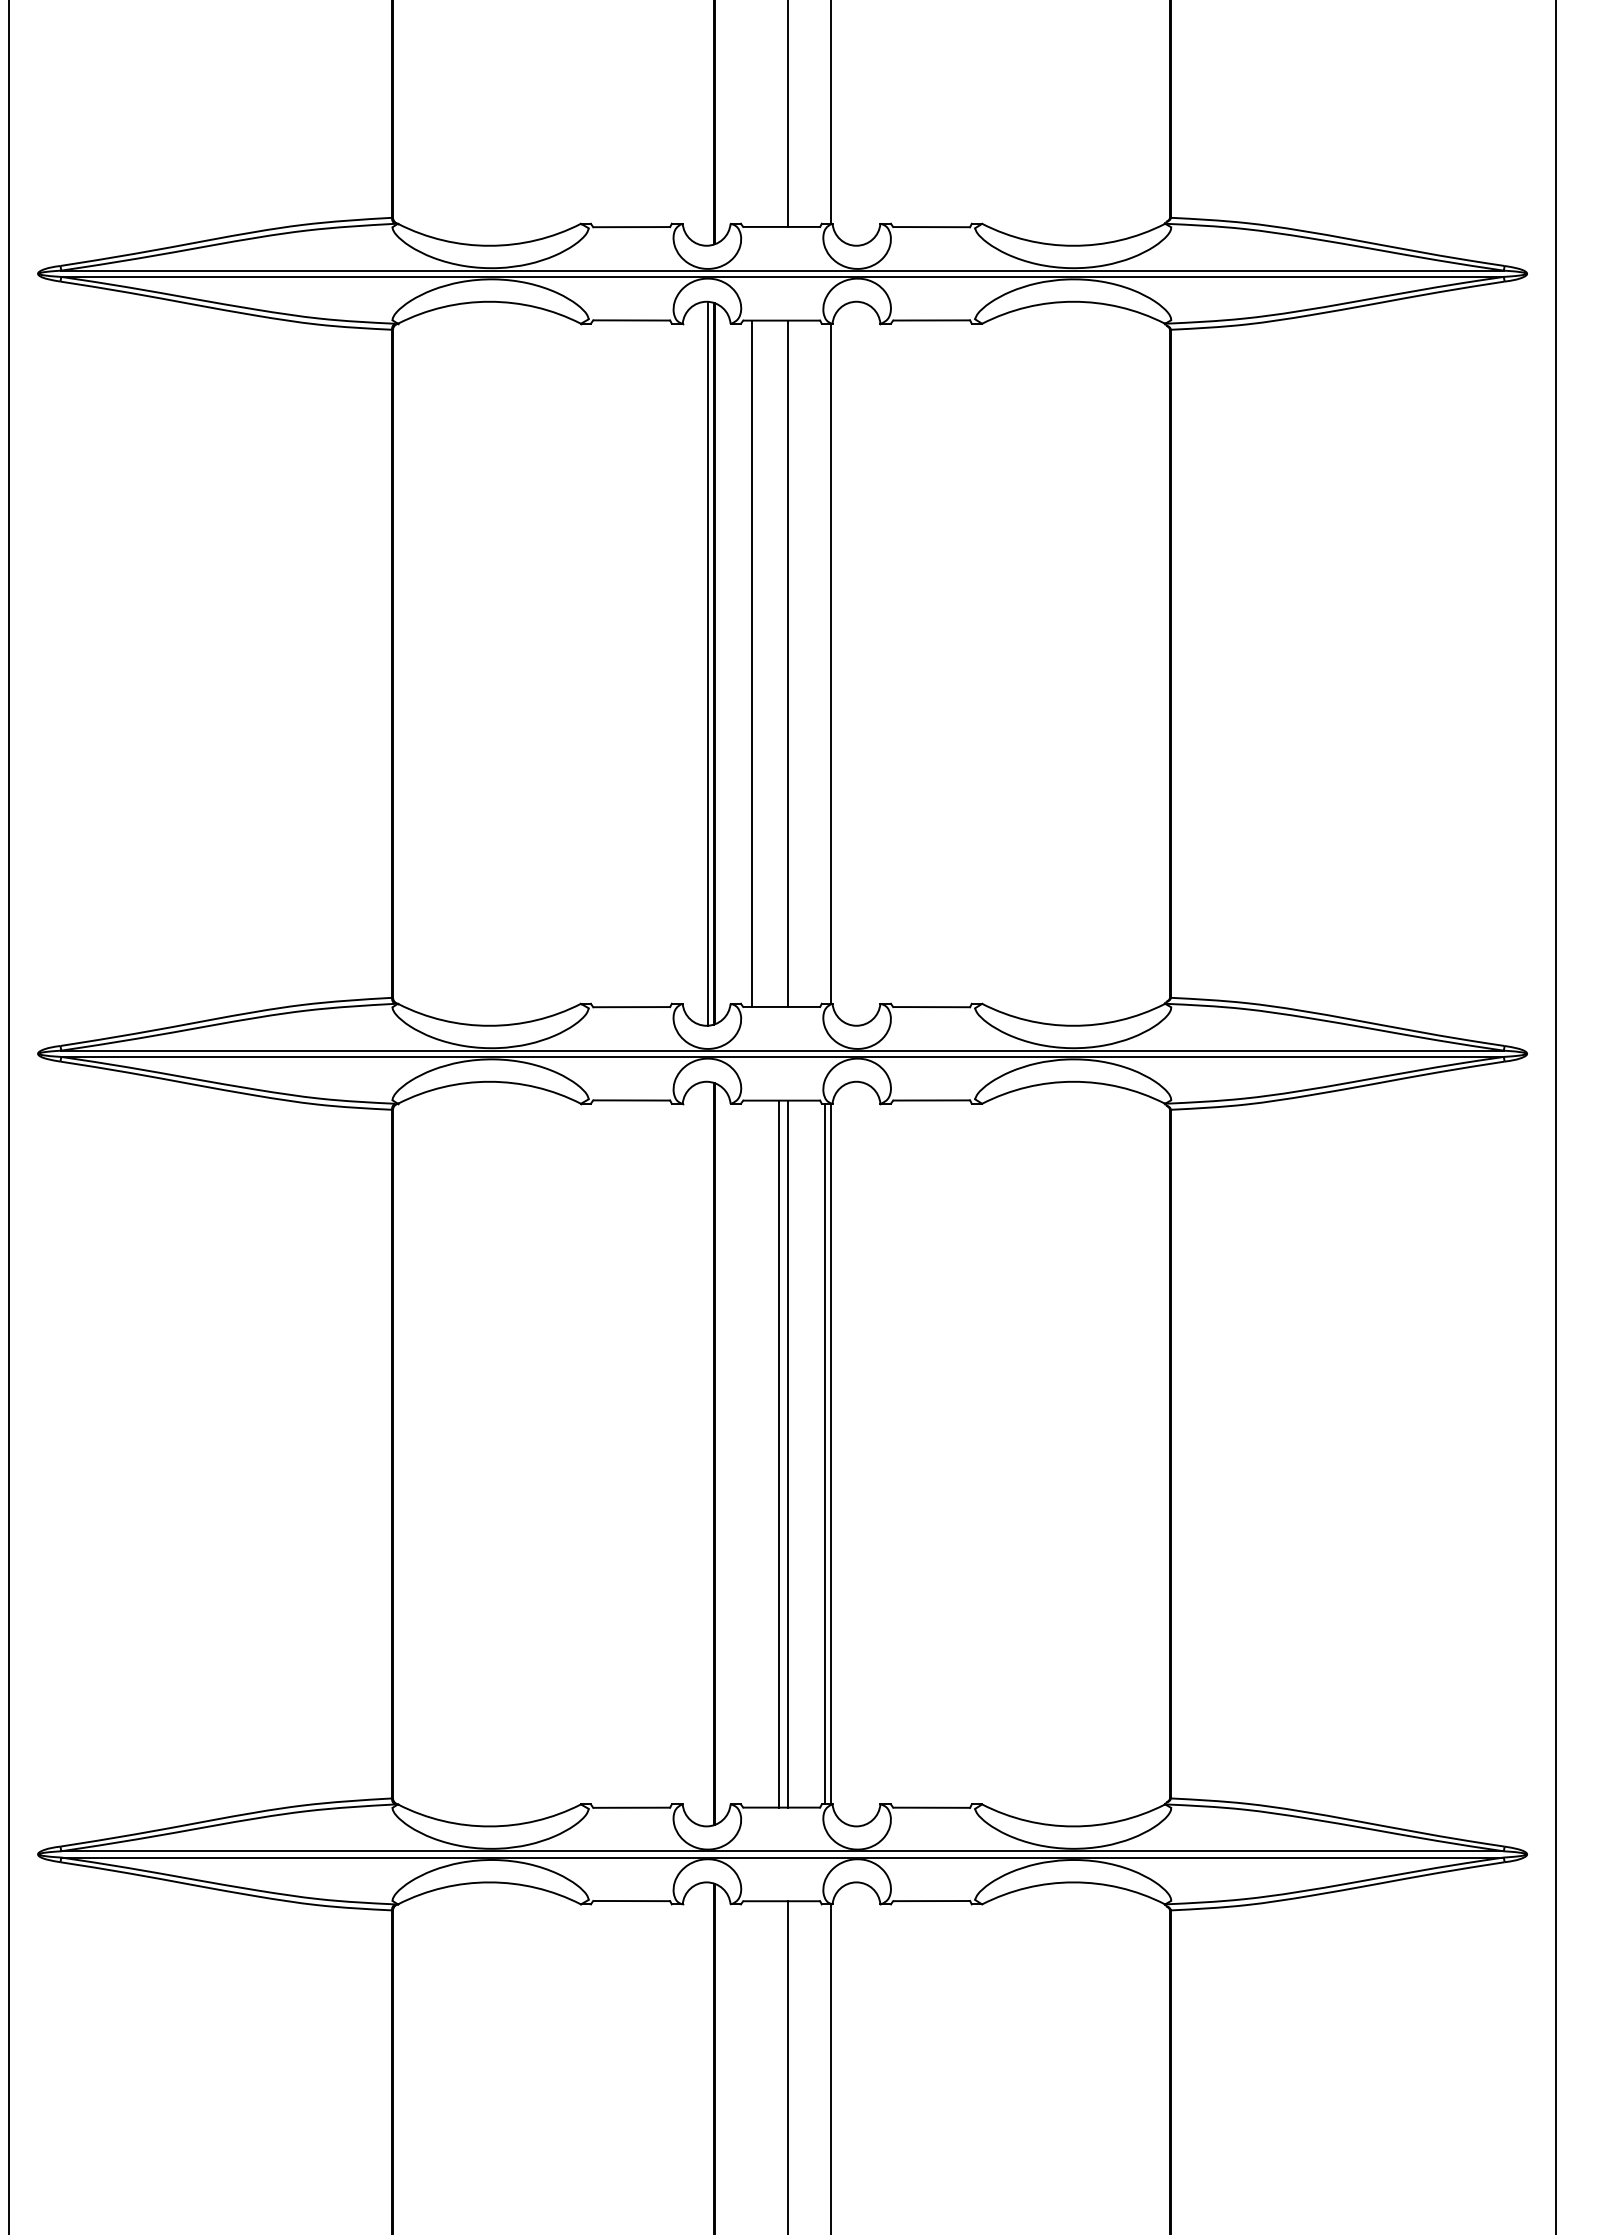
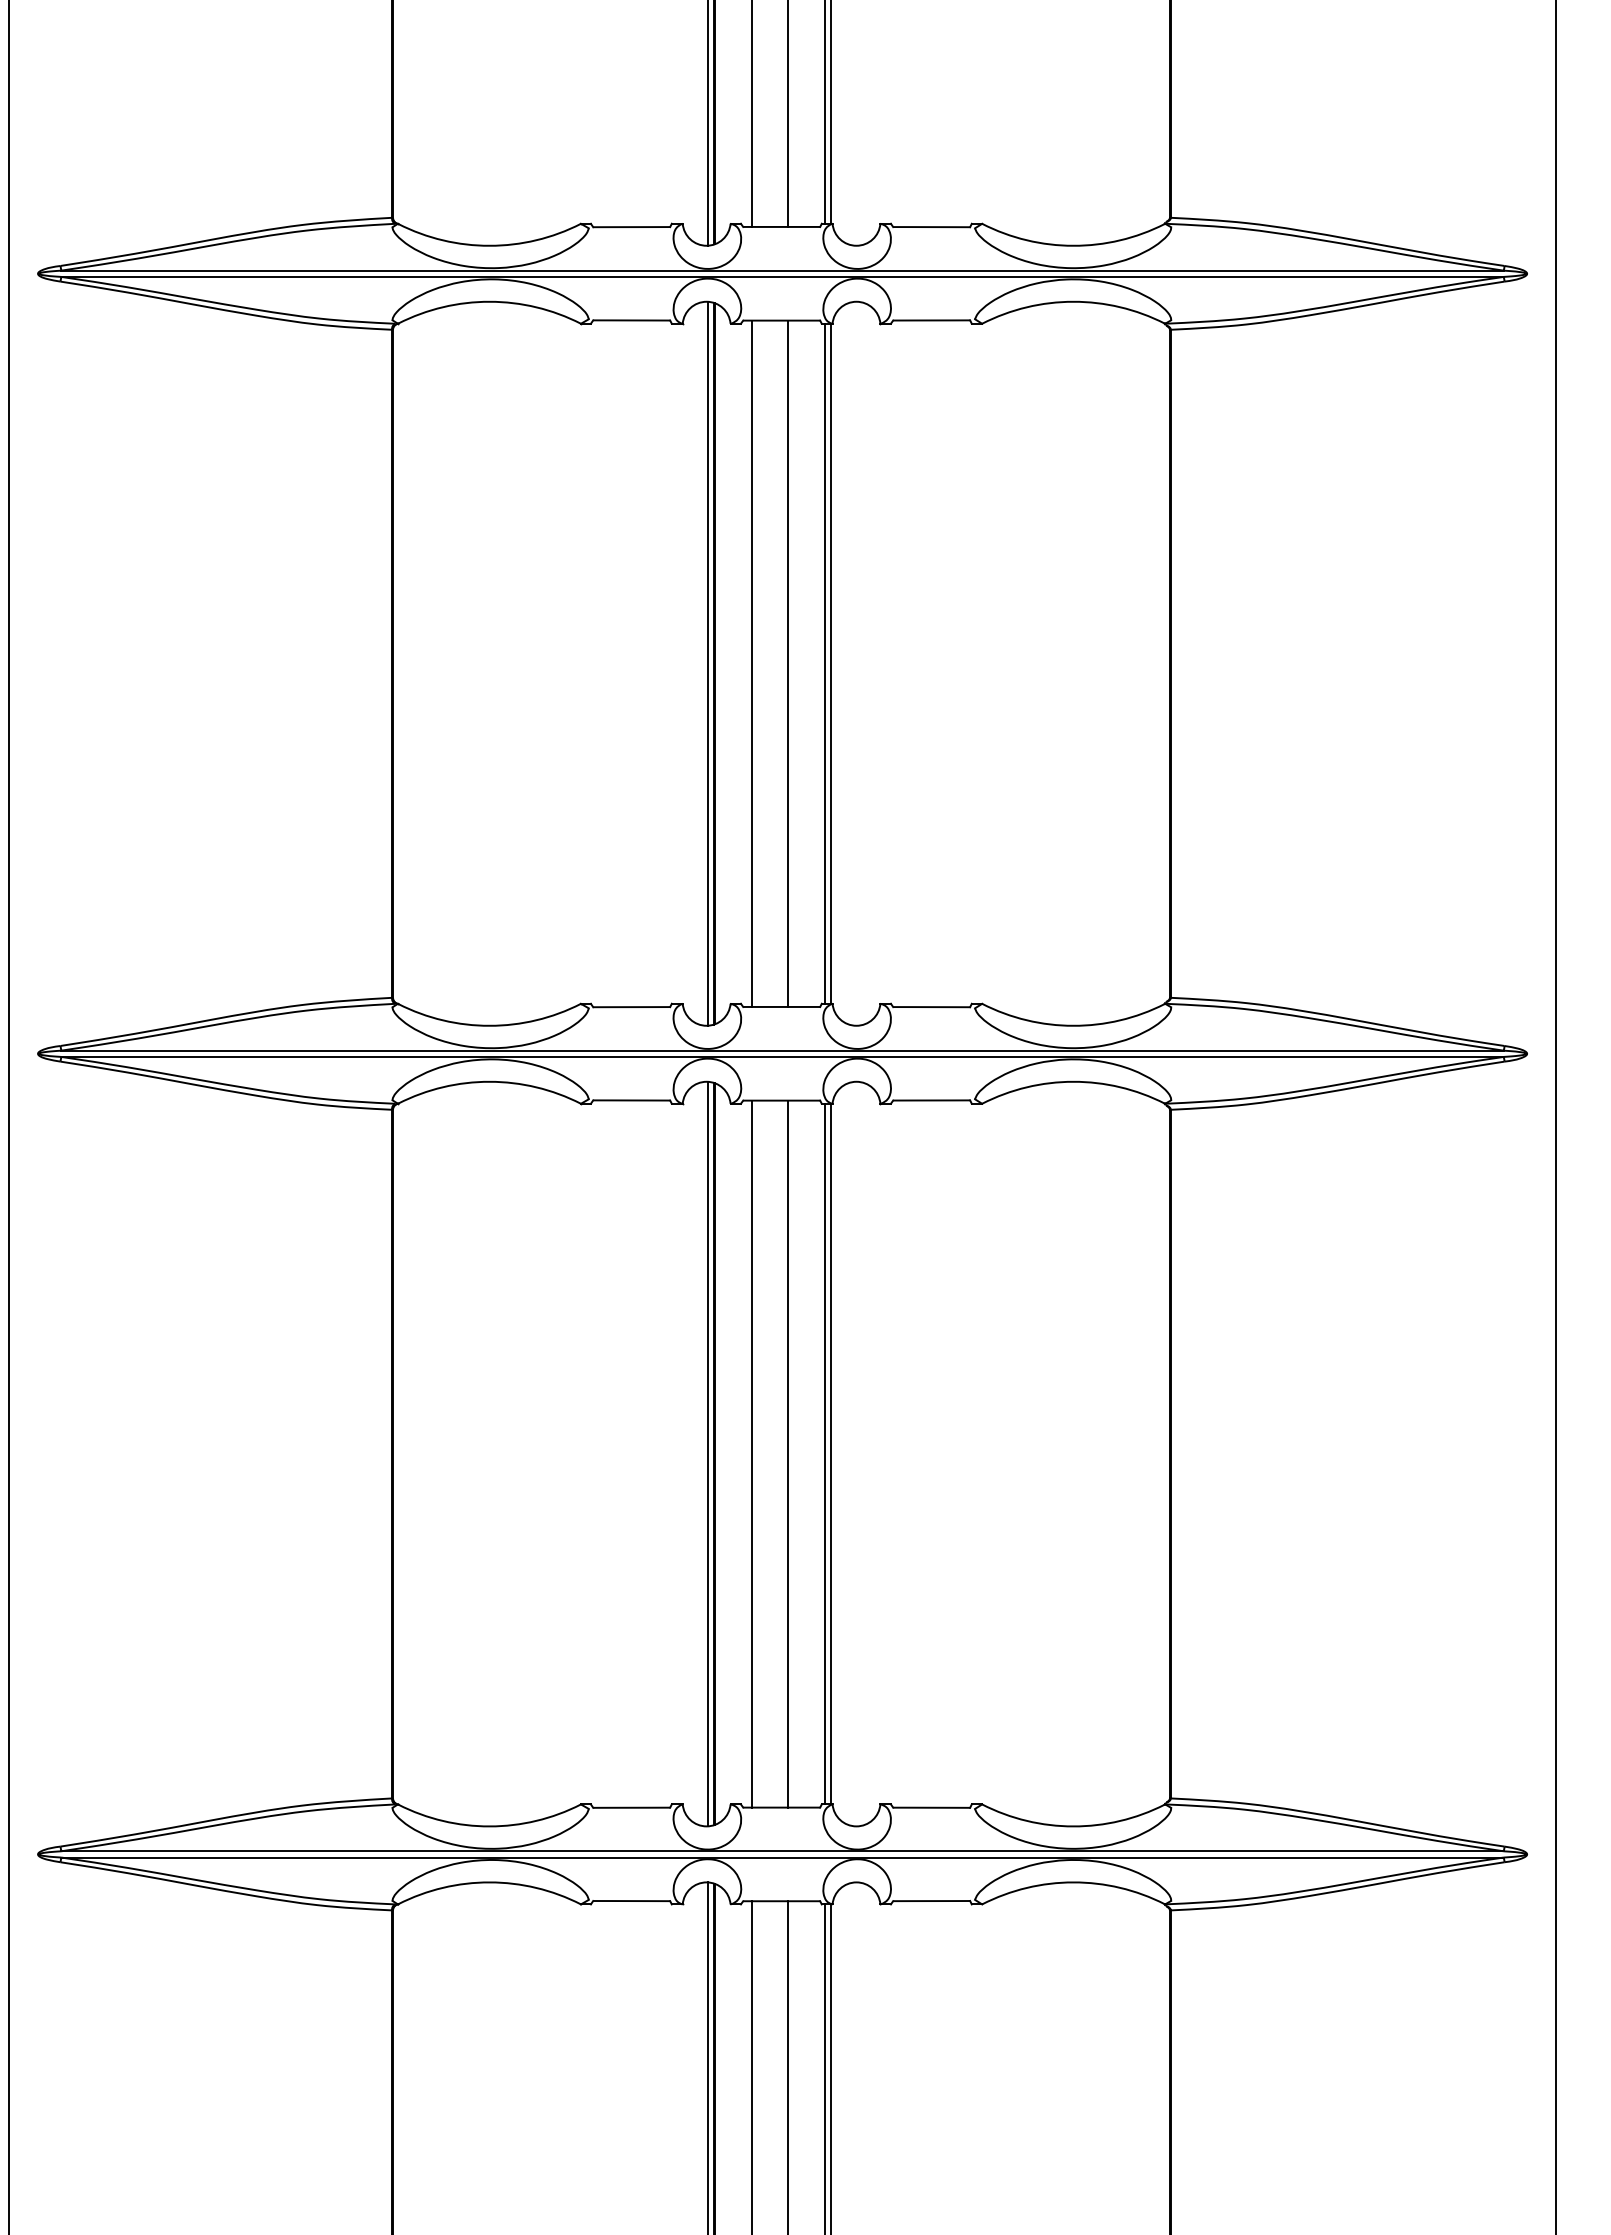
line: none -> present (825, 112)
line: none -> present (752, 114)
line: none -> present (708, 123)
line: none -> present (825, 663)
line: none -> present (708, 1453)
line position: (779, 1453) -> (752, 1453) (752, 1453)
line: none -> present (708, 2056)
line: none -> present (752, 2066)
line: none -> present (825, 2067)
